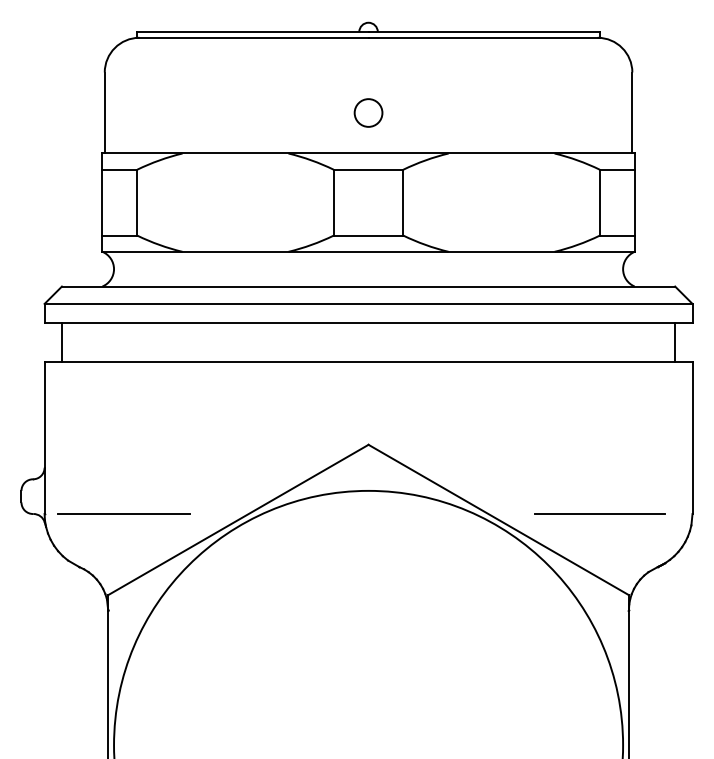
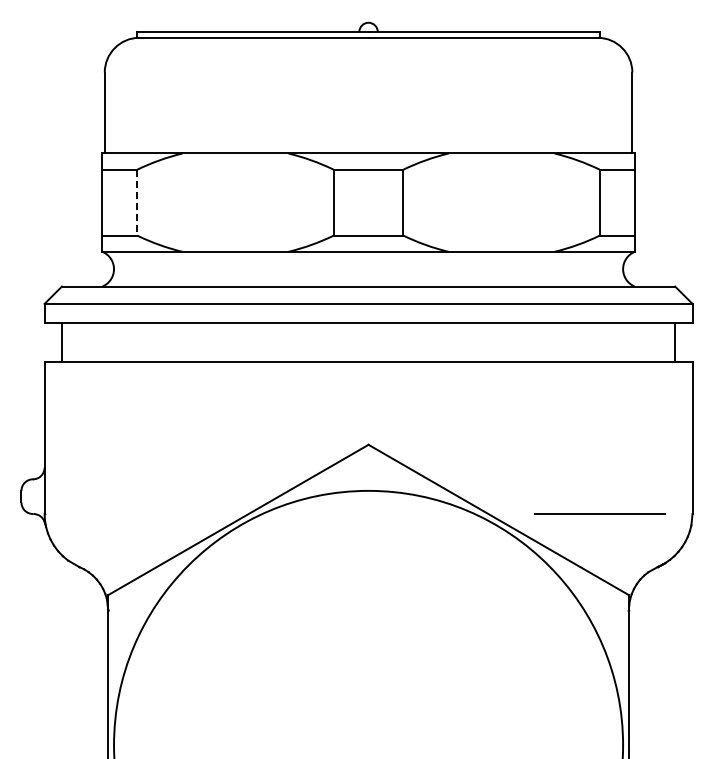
circle: present -> none (368, 112)
line: solid -> dashed (137, 202)
line: present -> none (123, 514)
